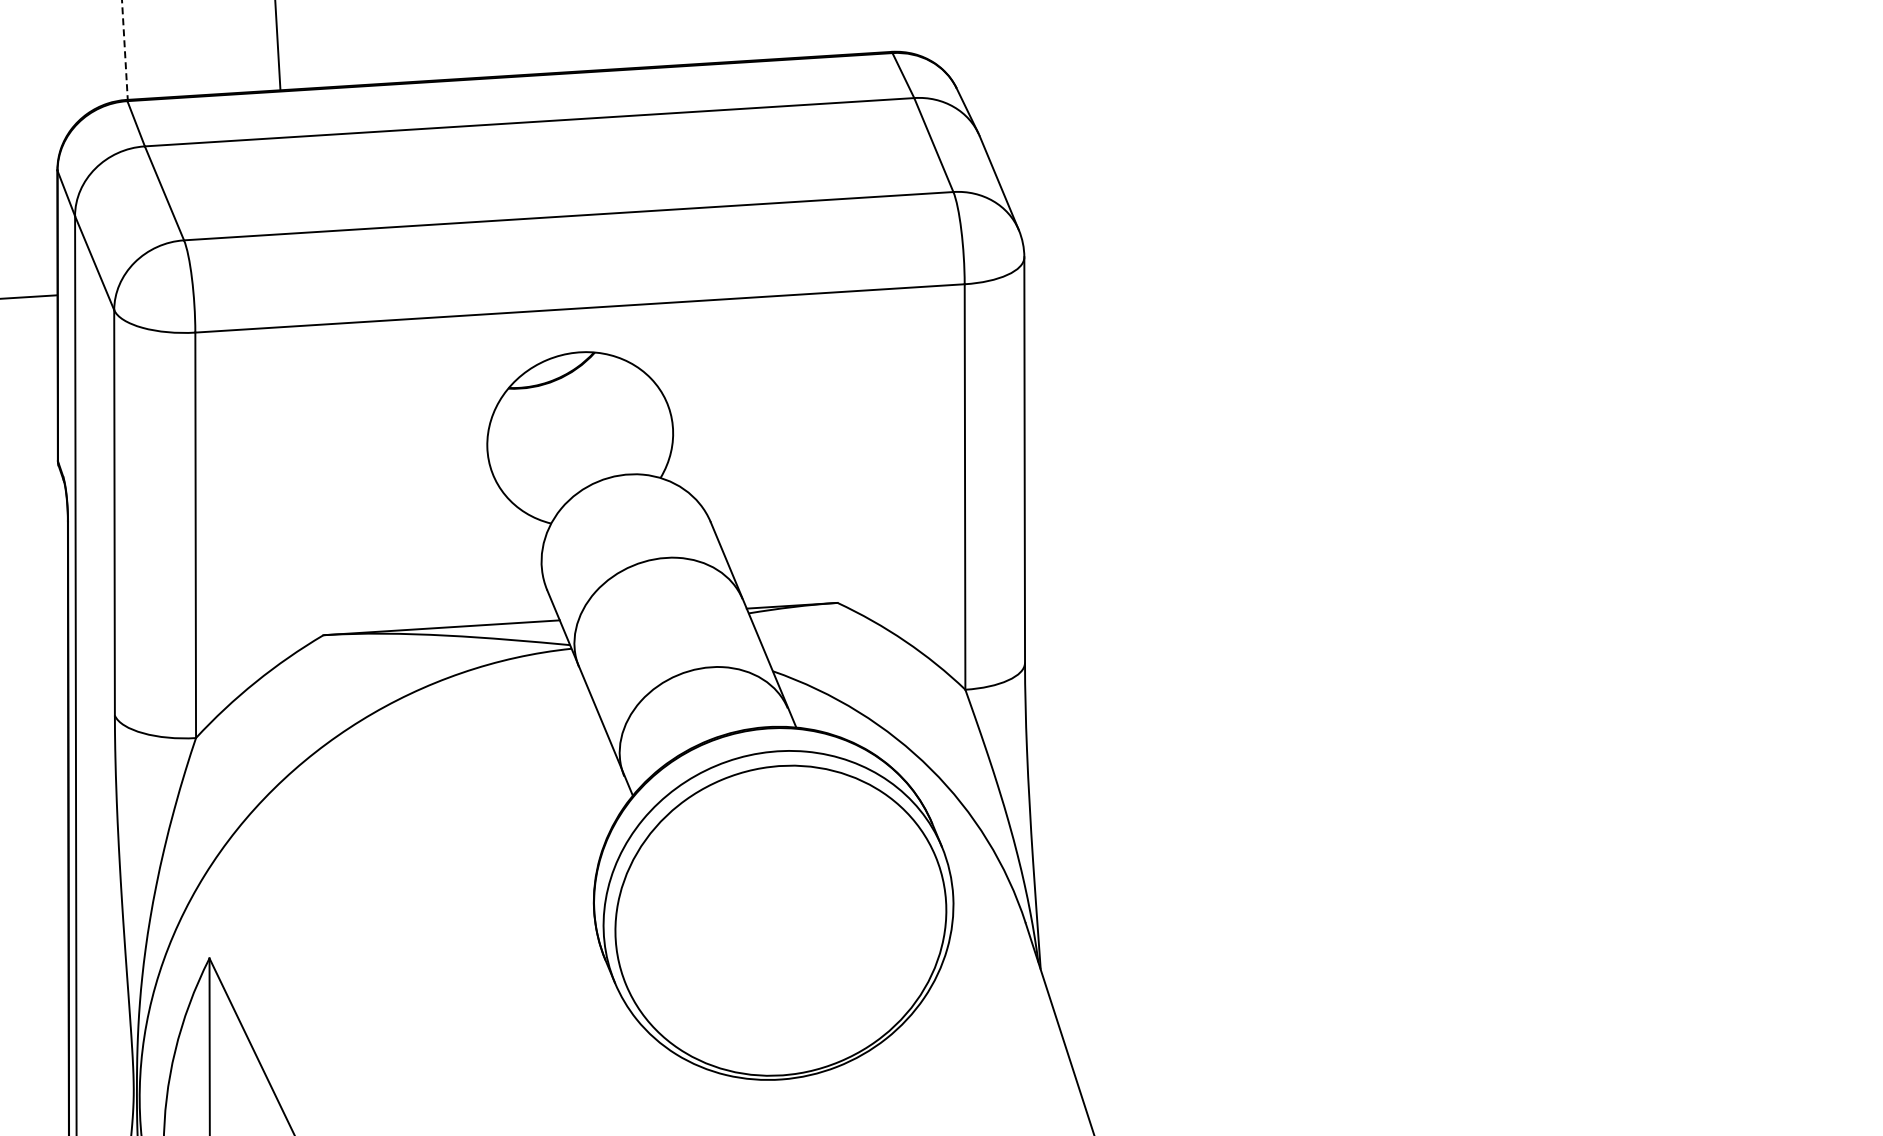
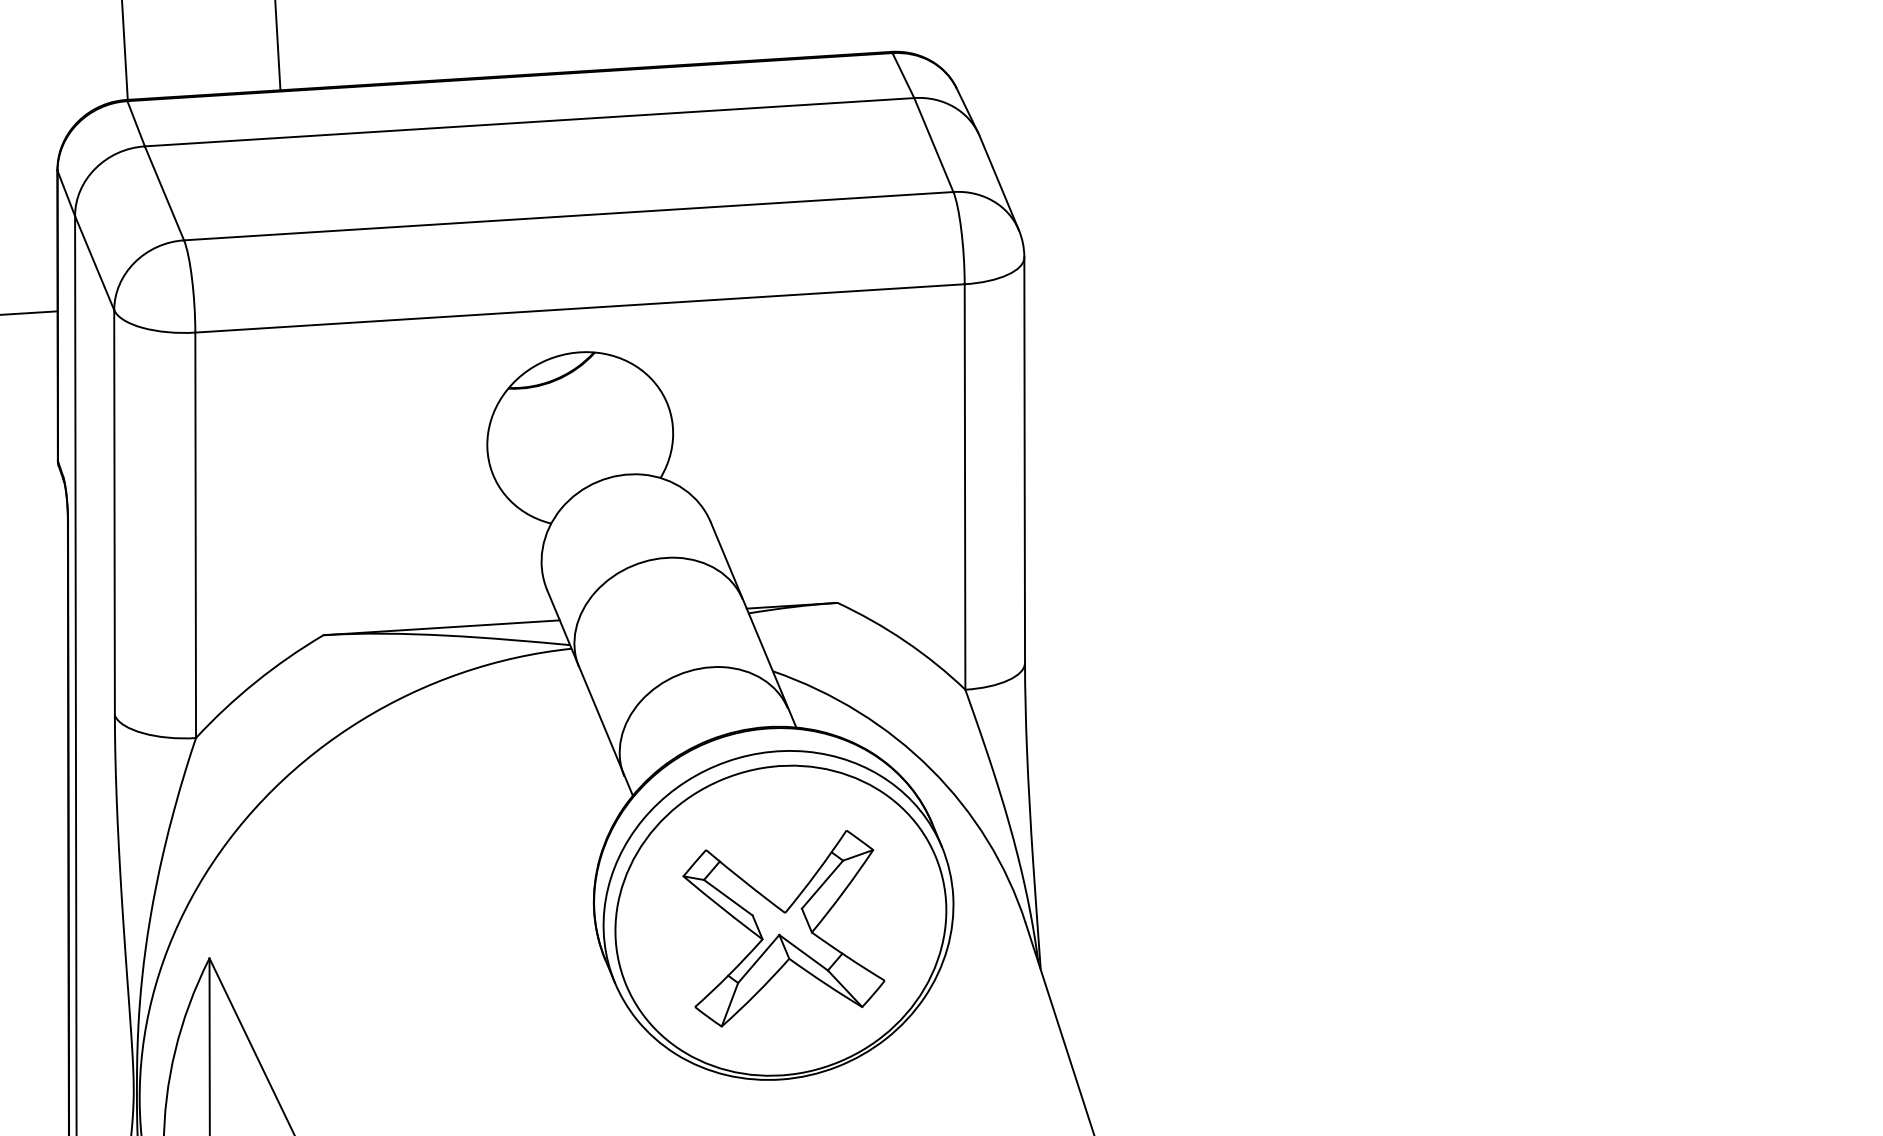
line: dashed -> solid (124, 50)
line position: (29, 296) -> (29, 312) (29, 312)
part: none -> present (783, 928)
